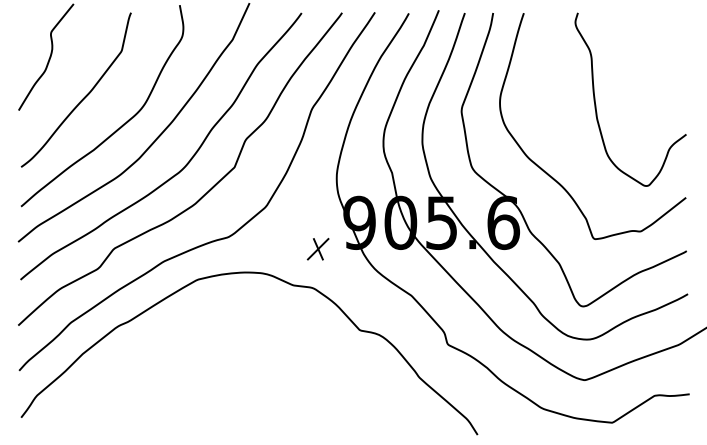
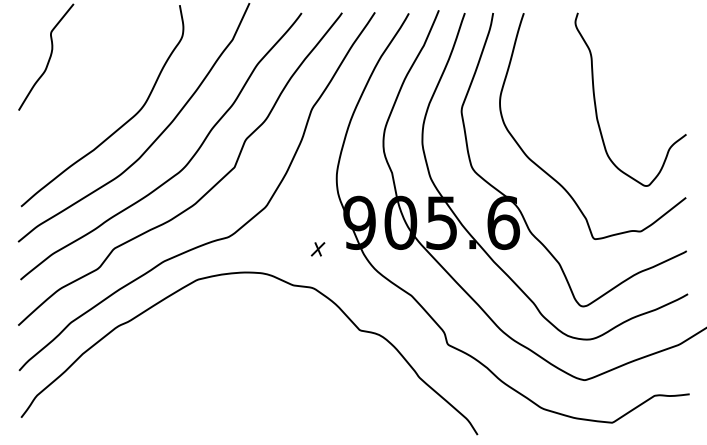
curve: present -> none (83, 97)
part size: 24x23 px -> 16x15 px (317, 249)
